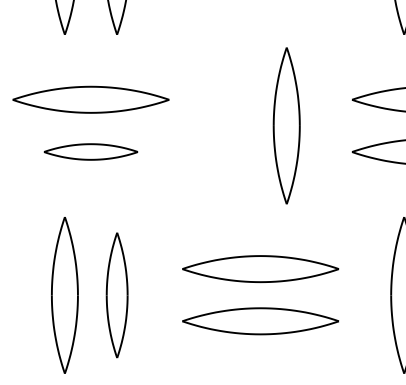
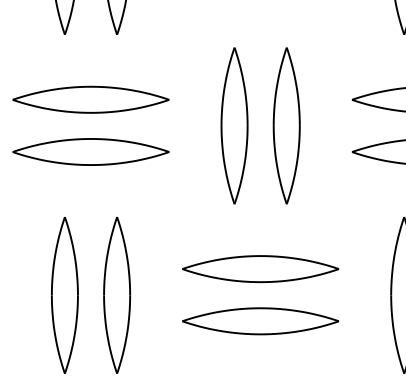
part: none -> present (234, 125)
part size: 96x18 px -> 158x28 px (90, 151)
part size: 24x127 px -> 29x157 px (117, 295)
